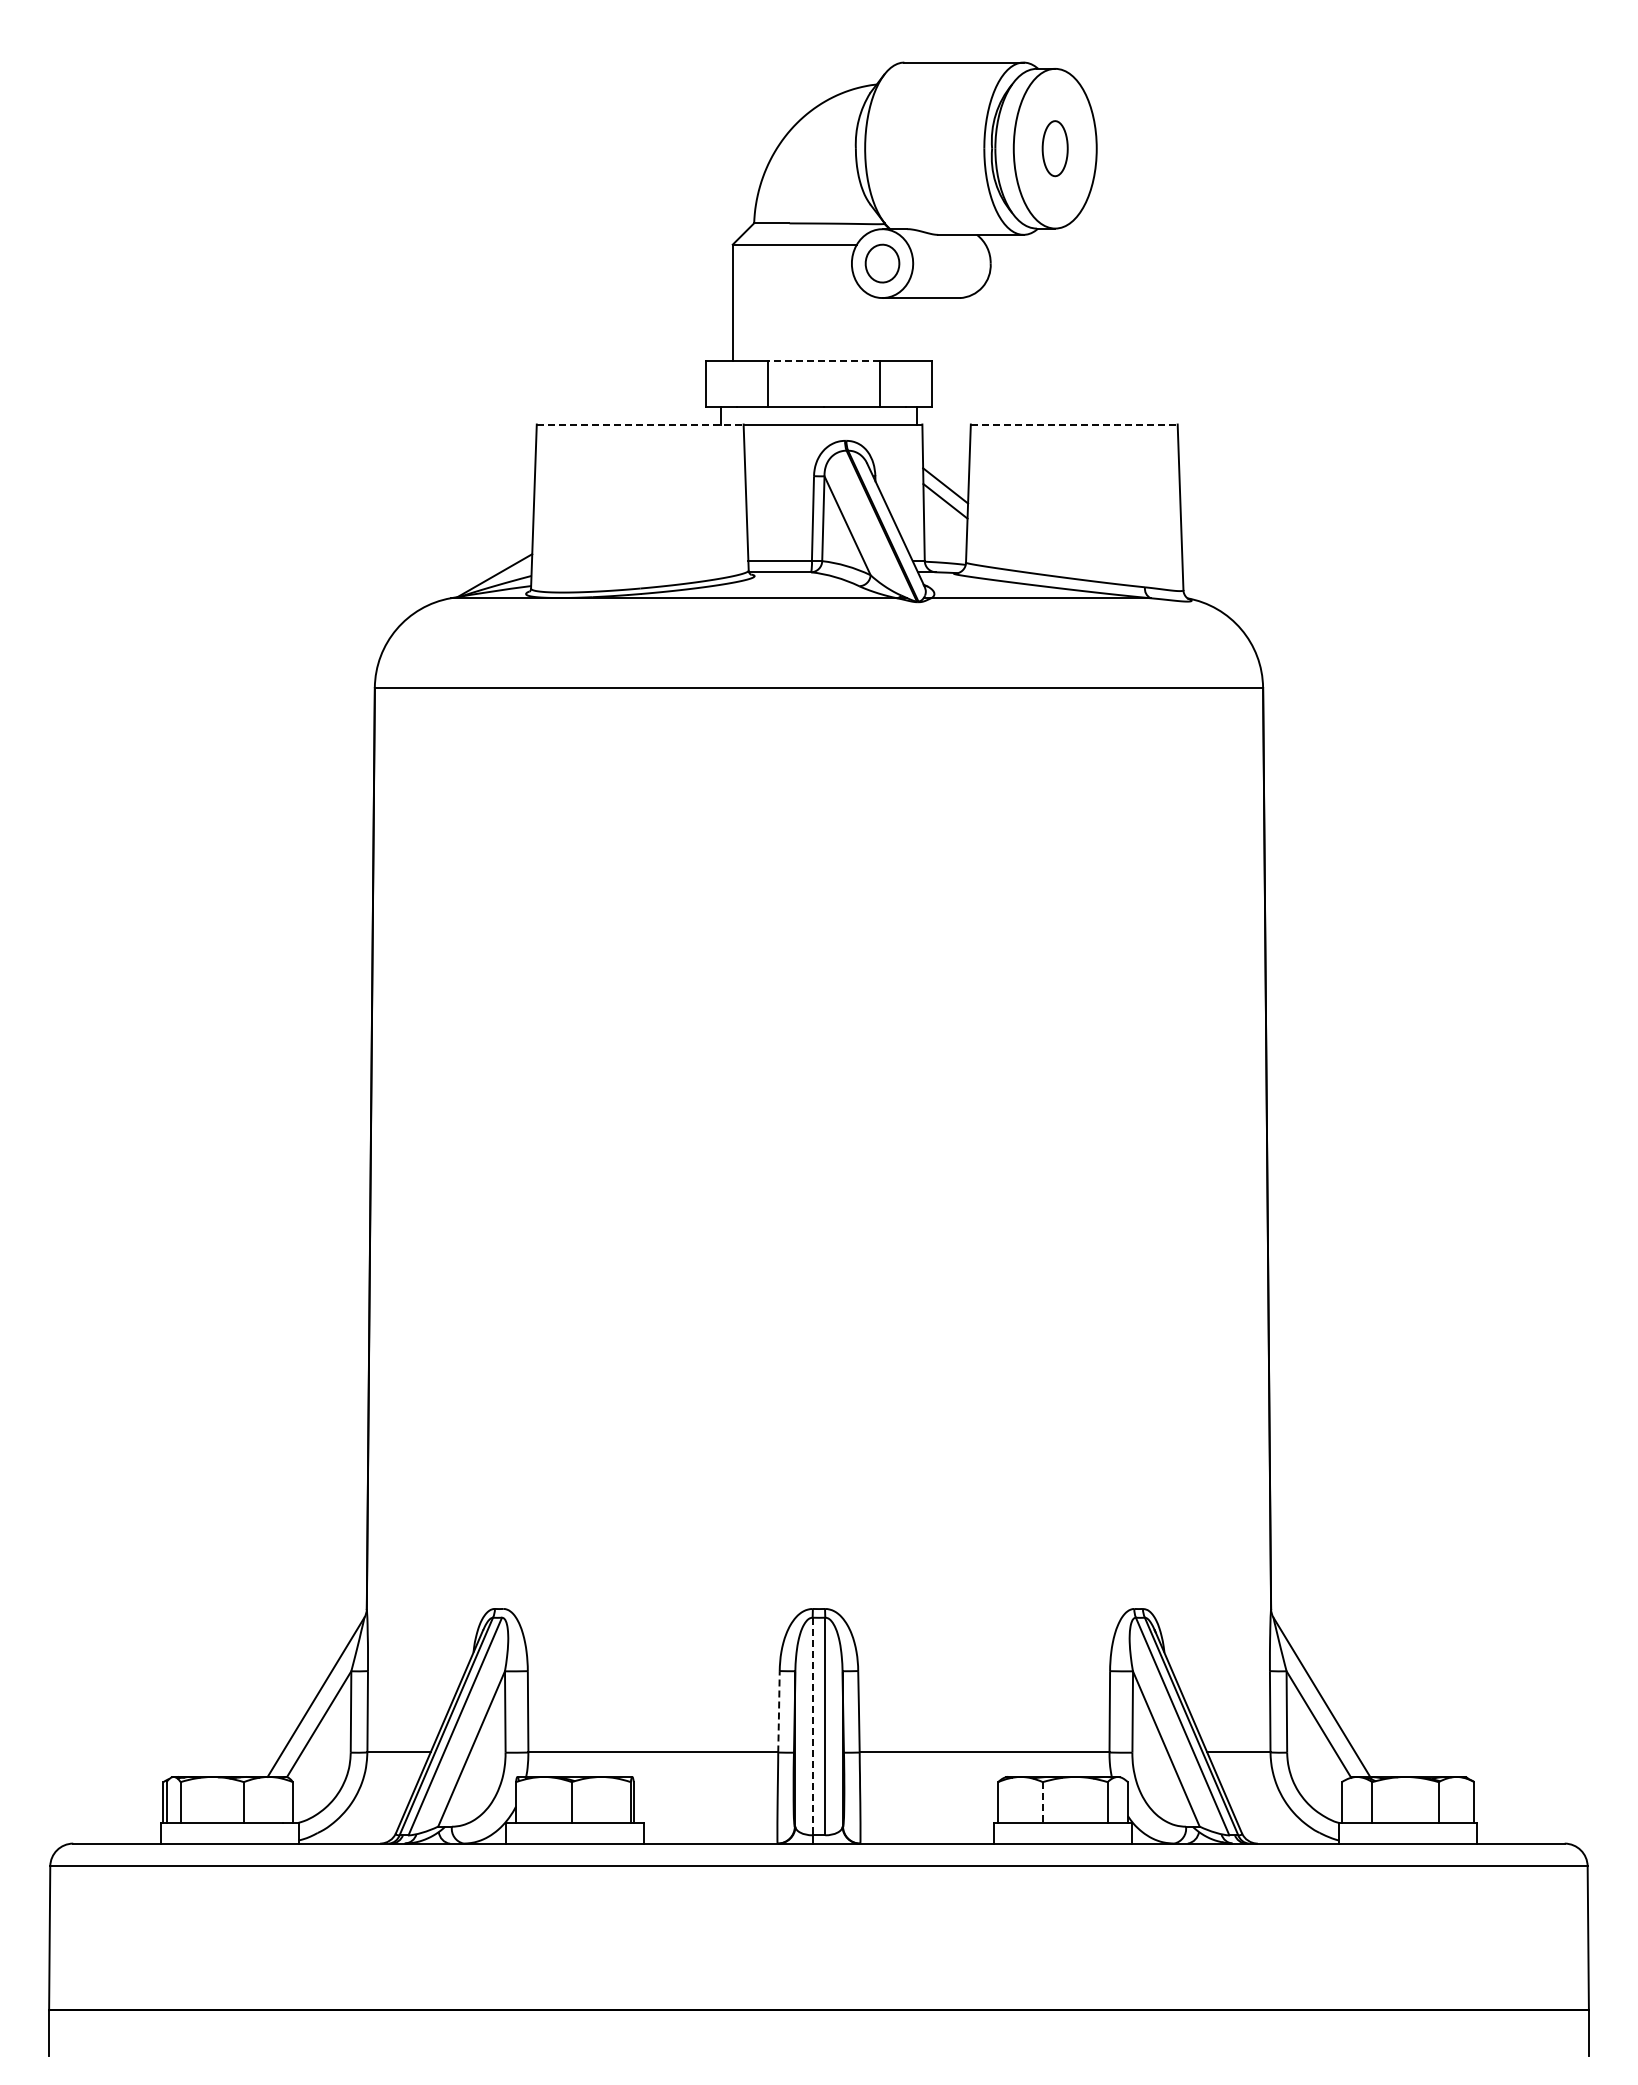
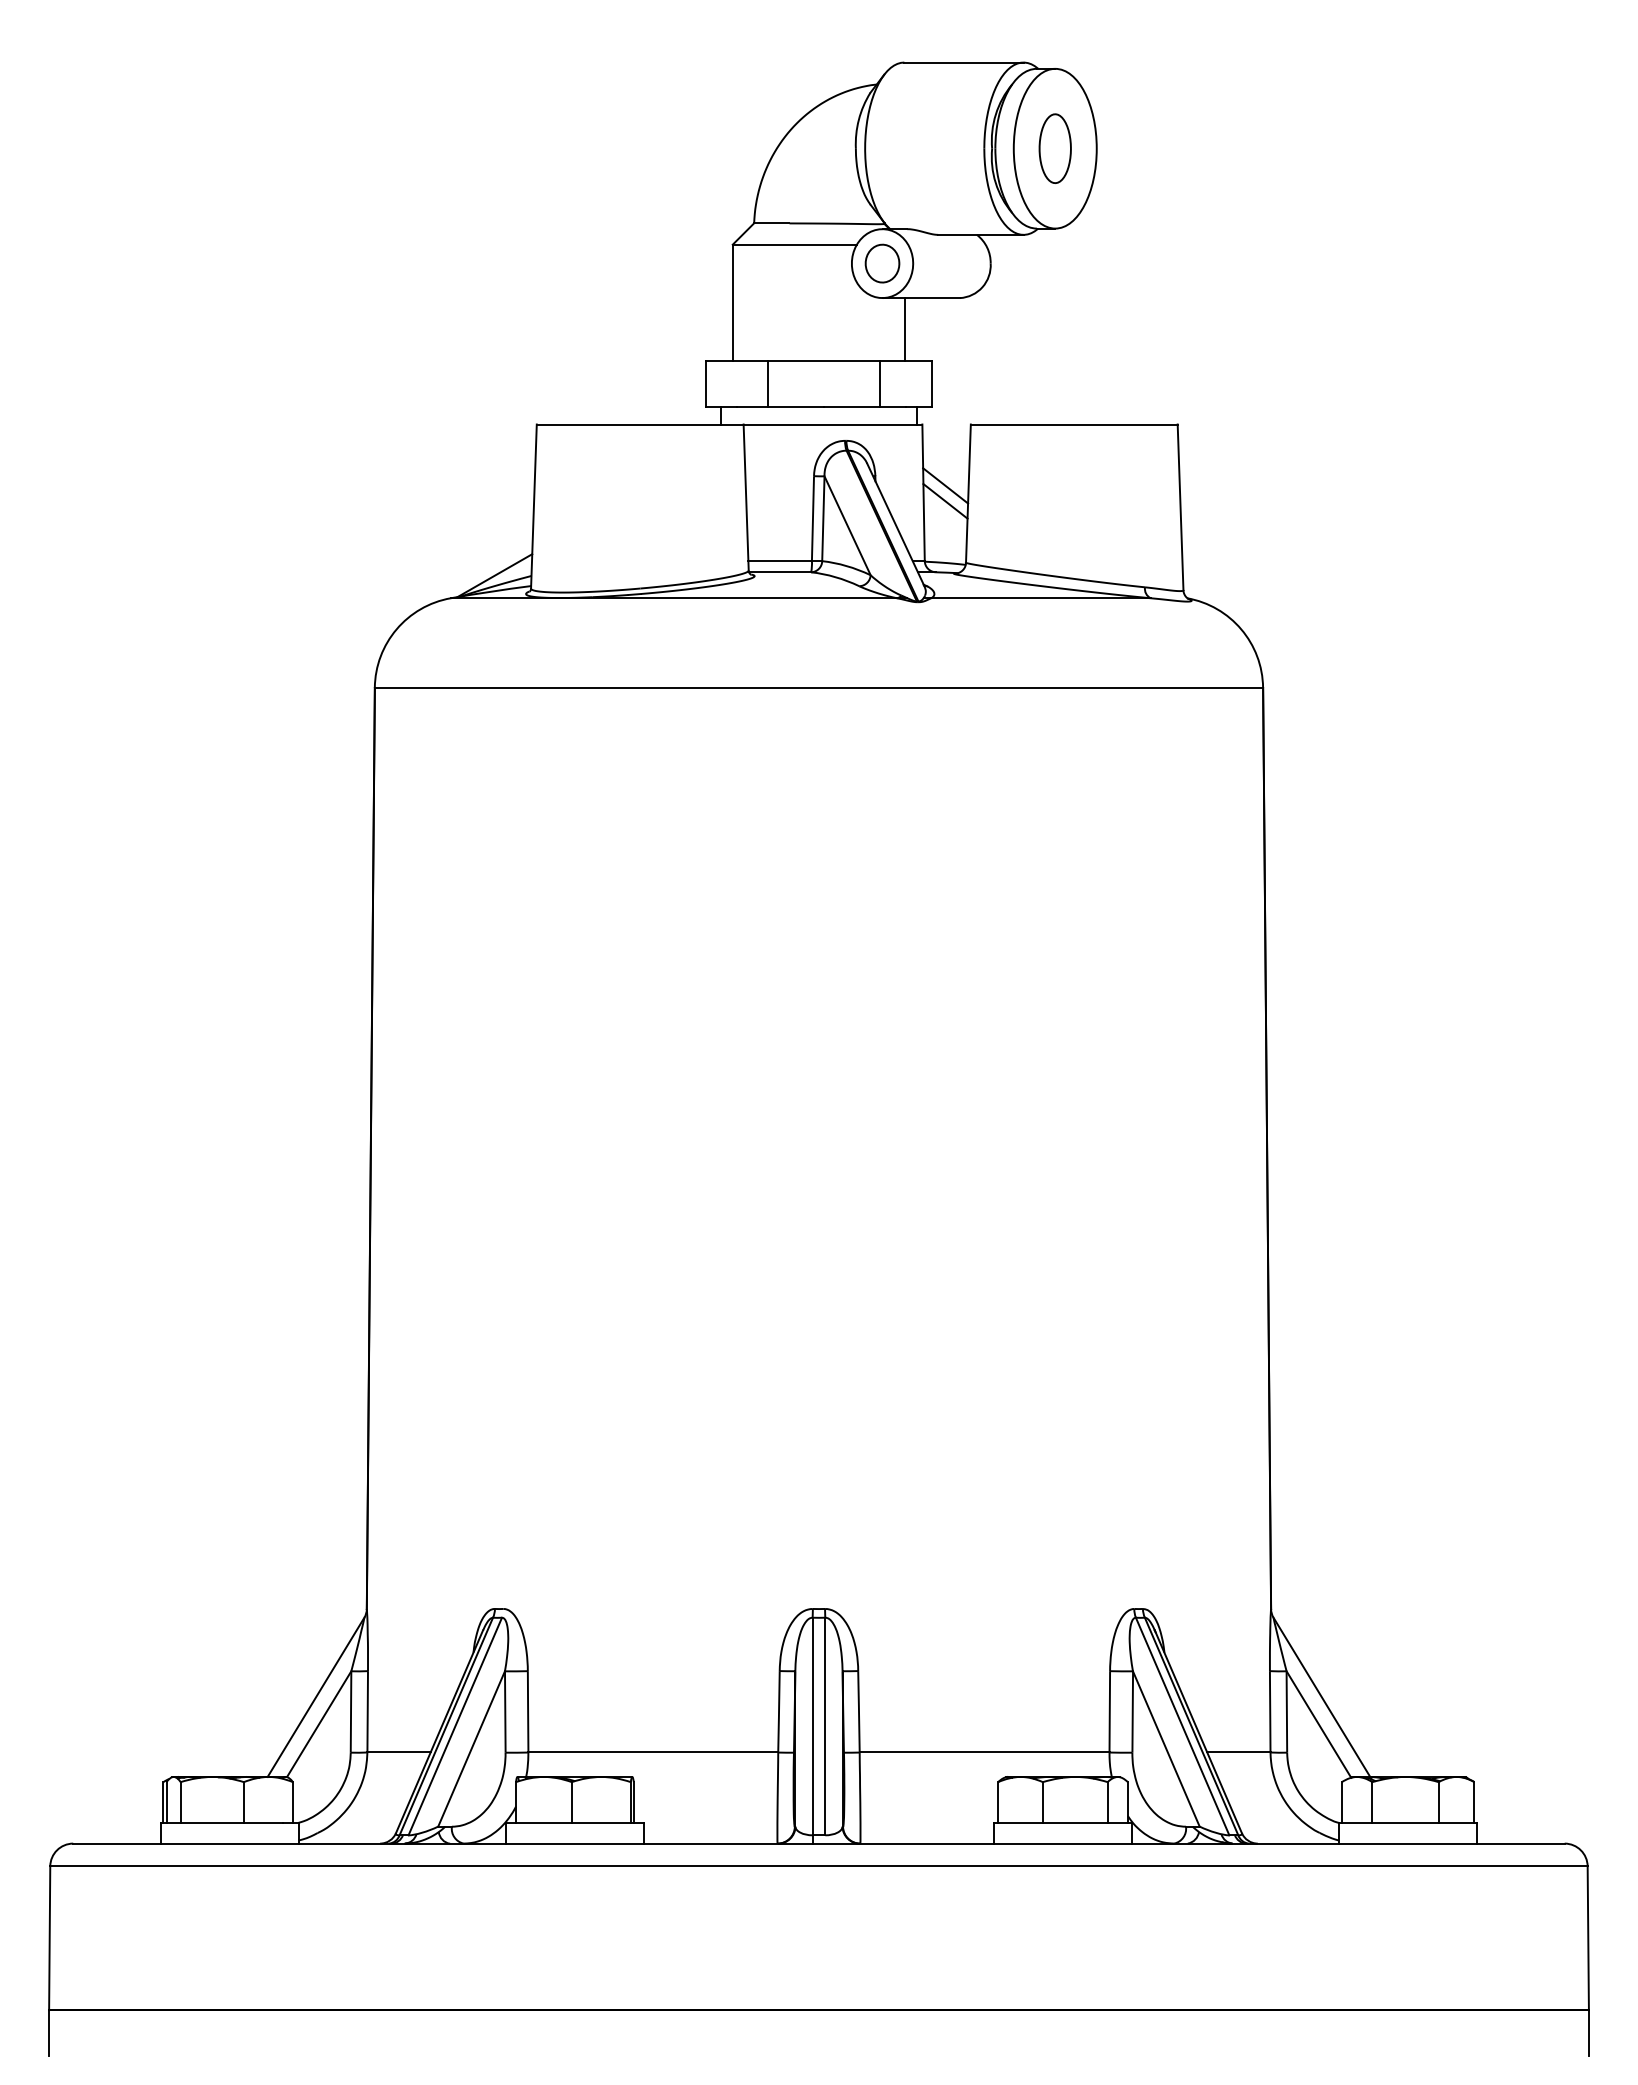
part size: 28x58 px -> 34x71 px (1054, 148)
line: none -> present (905, 329)
line: dashed -> solid (823, 361)
line: dashed -> solid (640, 424)
line: dashed -> solid (1074, 424)
line: dashed -> solid (779, 1712)
line: dashed -> solid (812, 1726)
line: dashed -> solid (1042, 1803)
